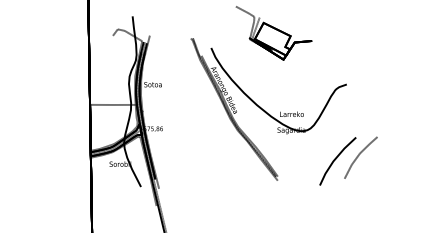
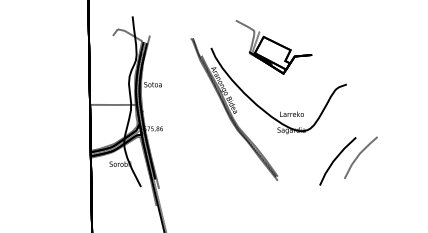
part position: (273, 33) -> (273, 47) (273, 47)
